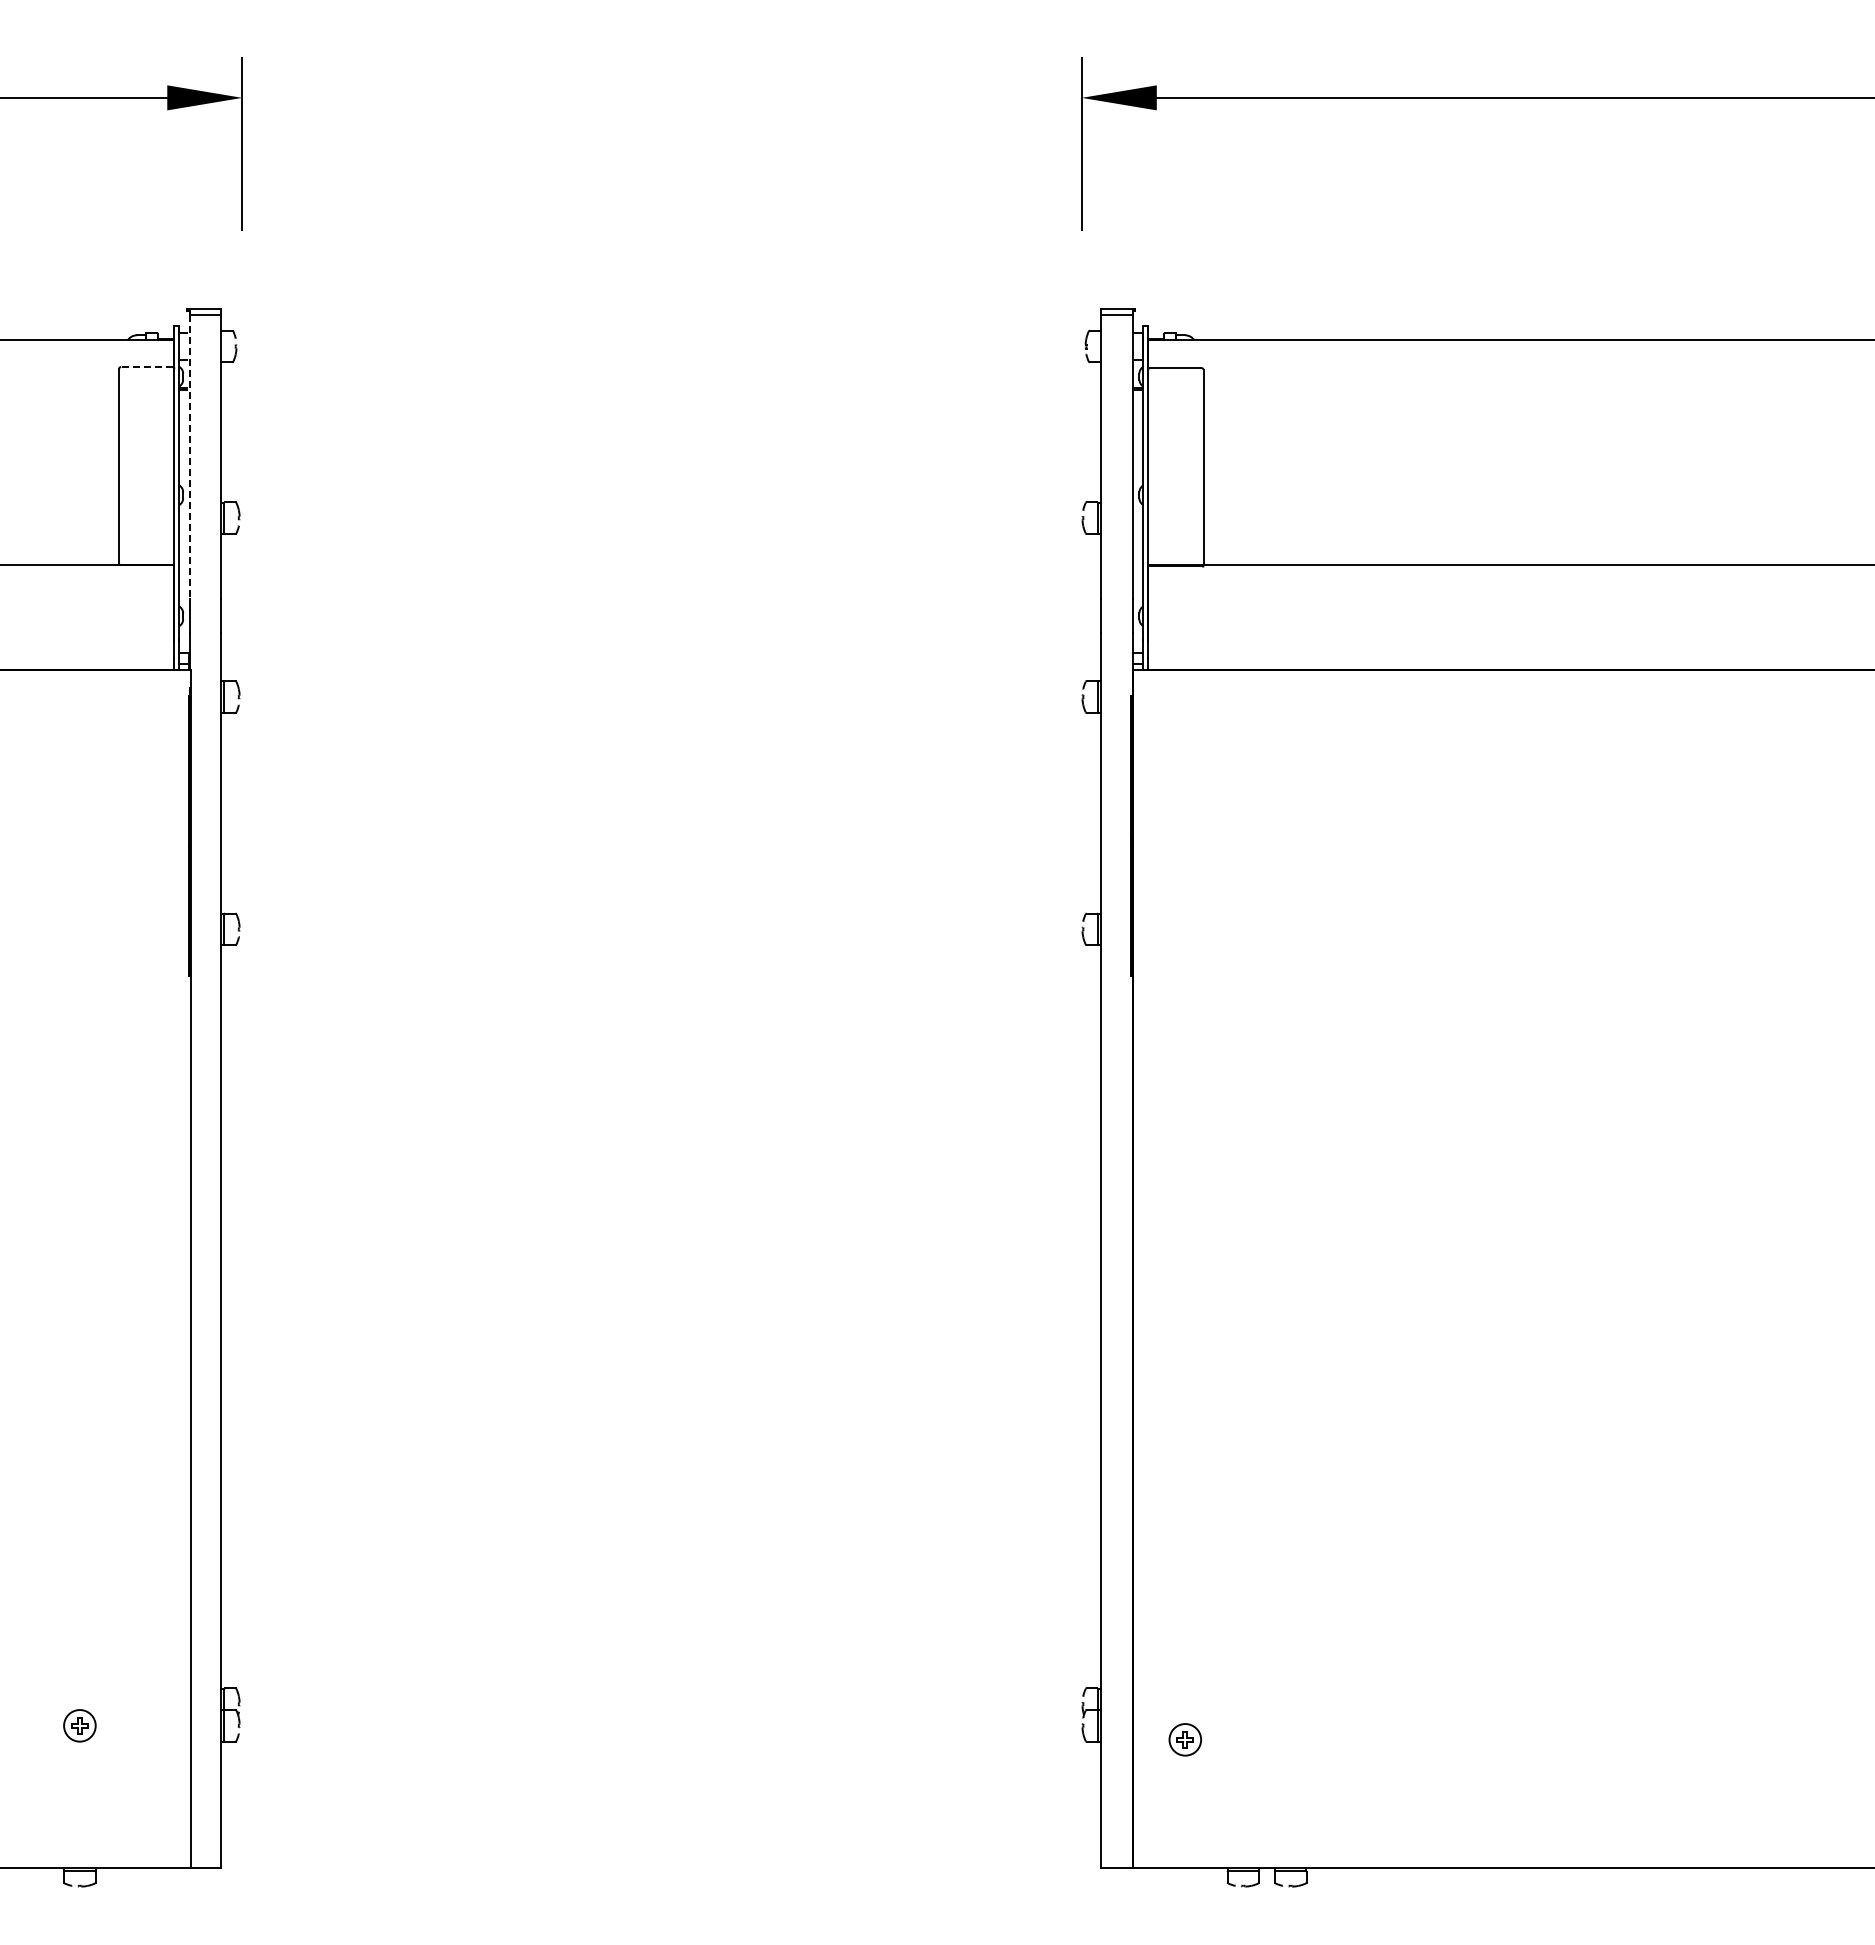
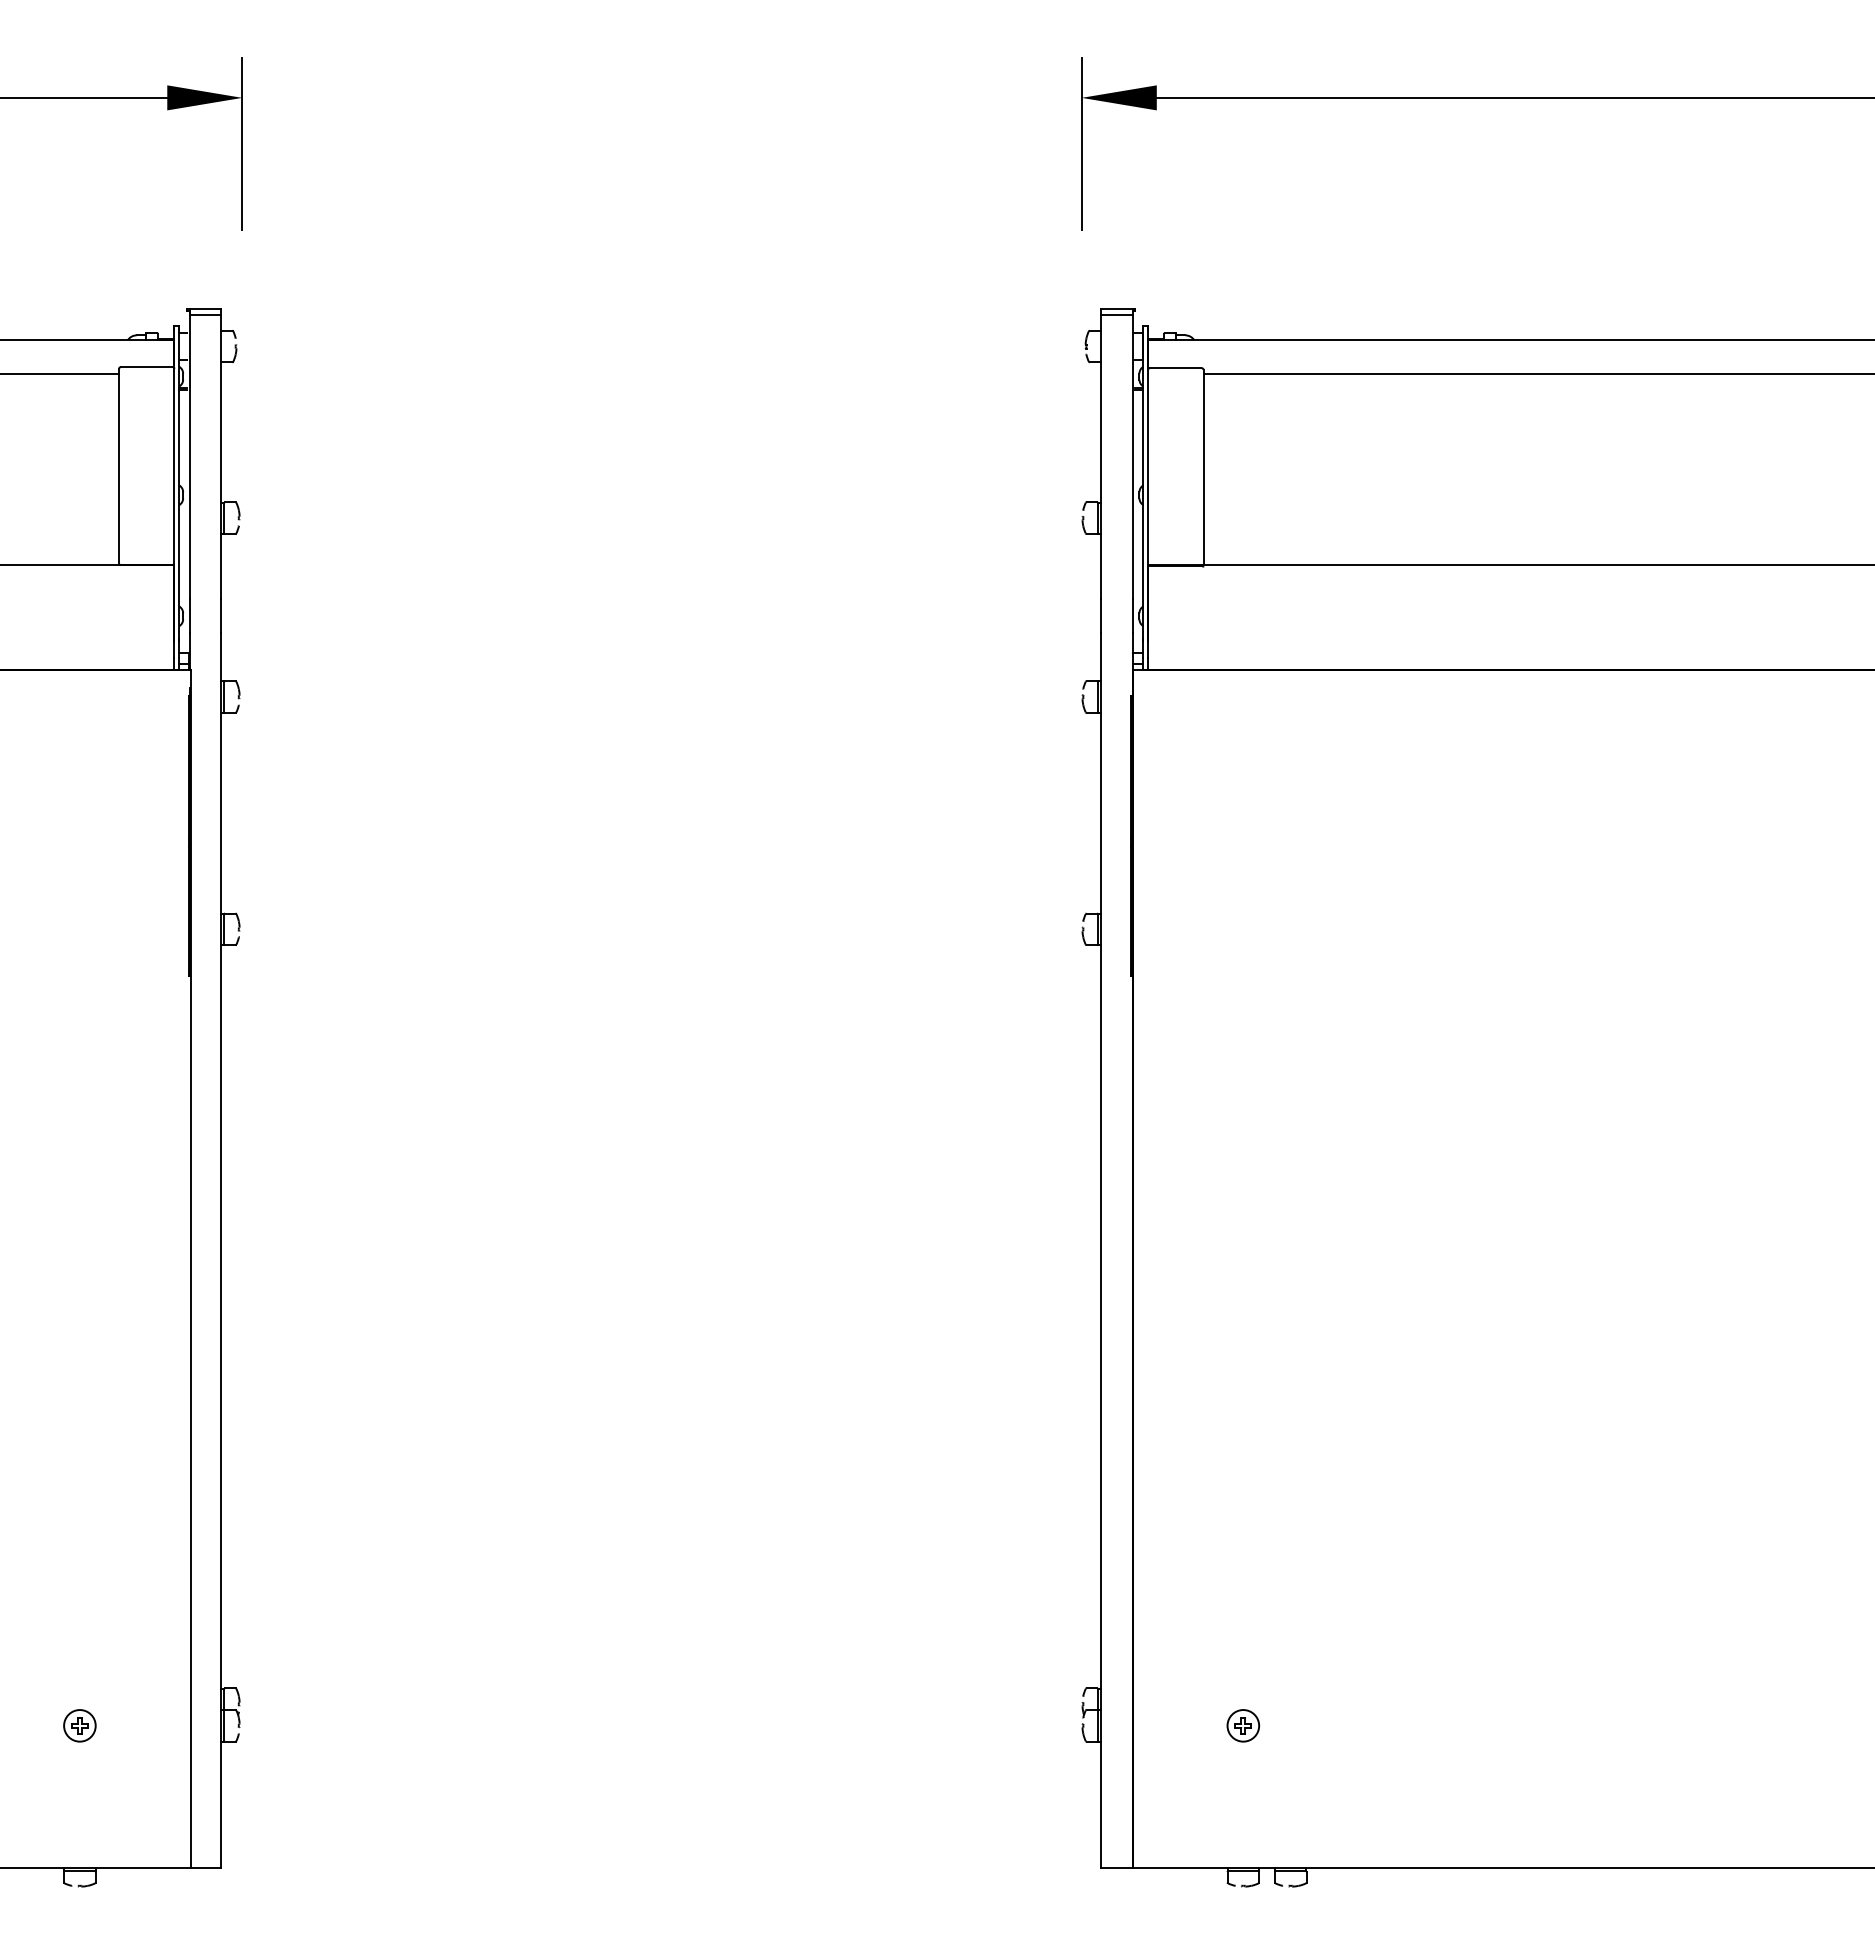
line: dashed -> solid (146, 367)
line: none -> present (60, 374)
line: none -> present (1537, 374)
line: dashed -> solid (189, 457)
part position: (1184, 1739) -> (1242, 1725) (1242, 1725)
